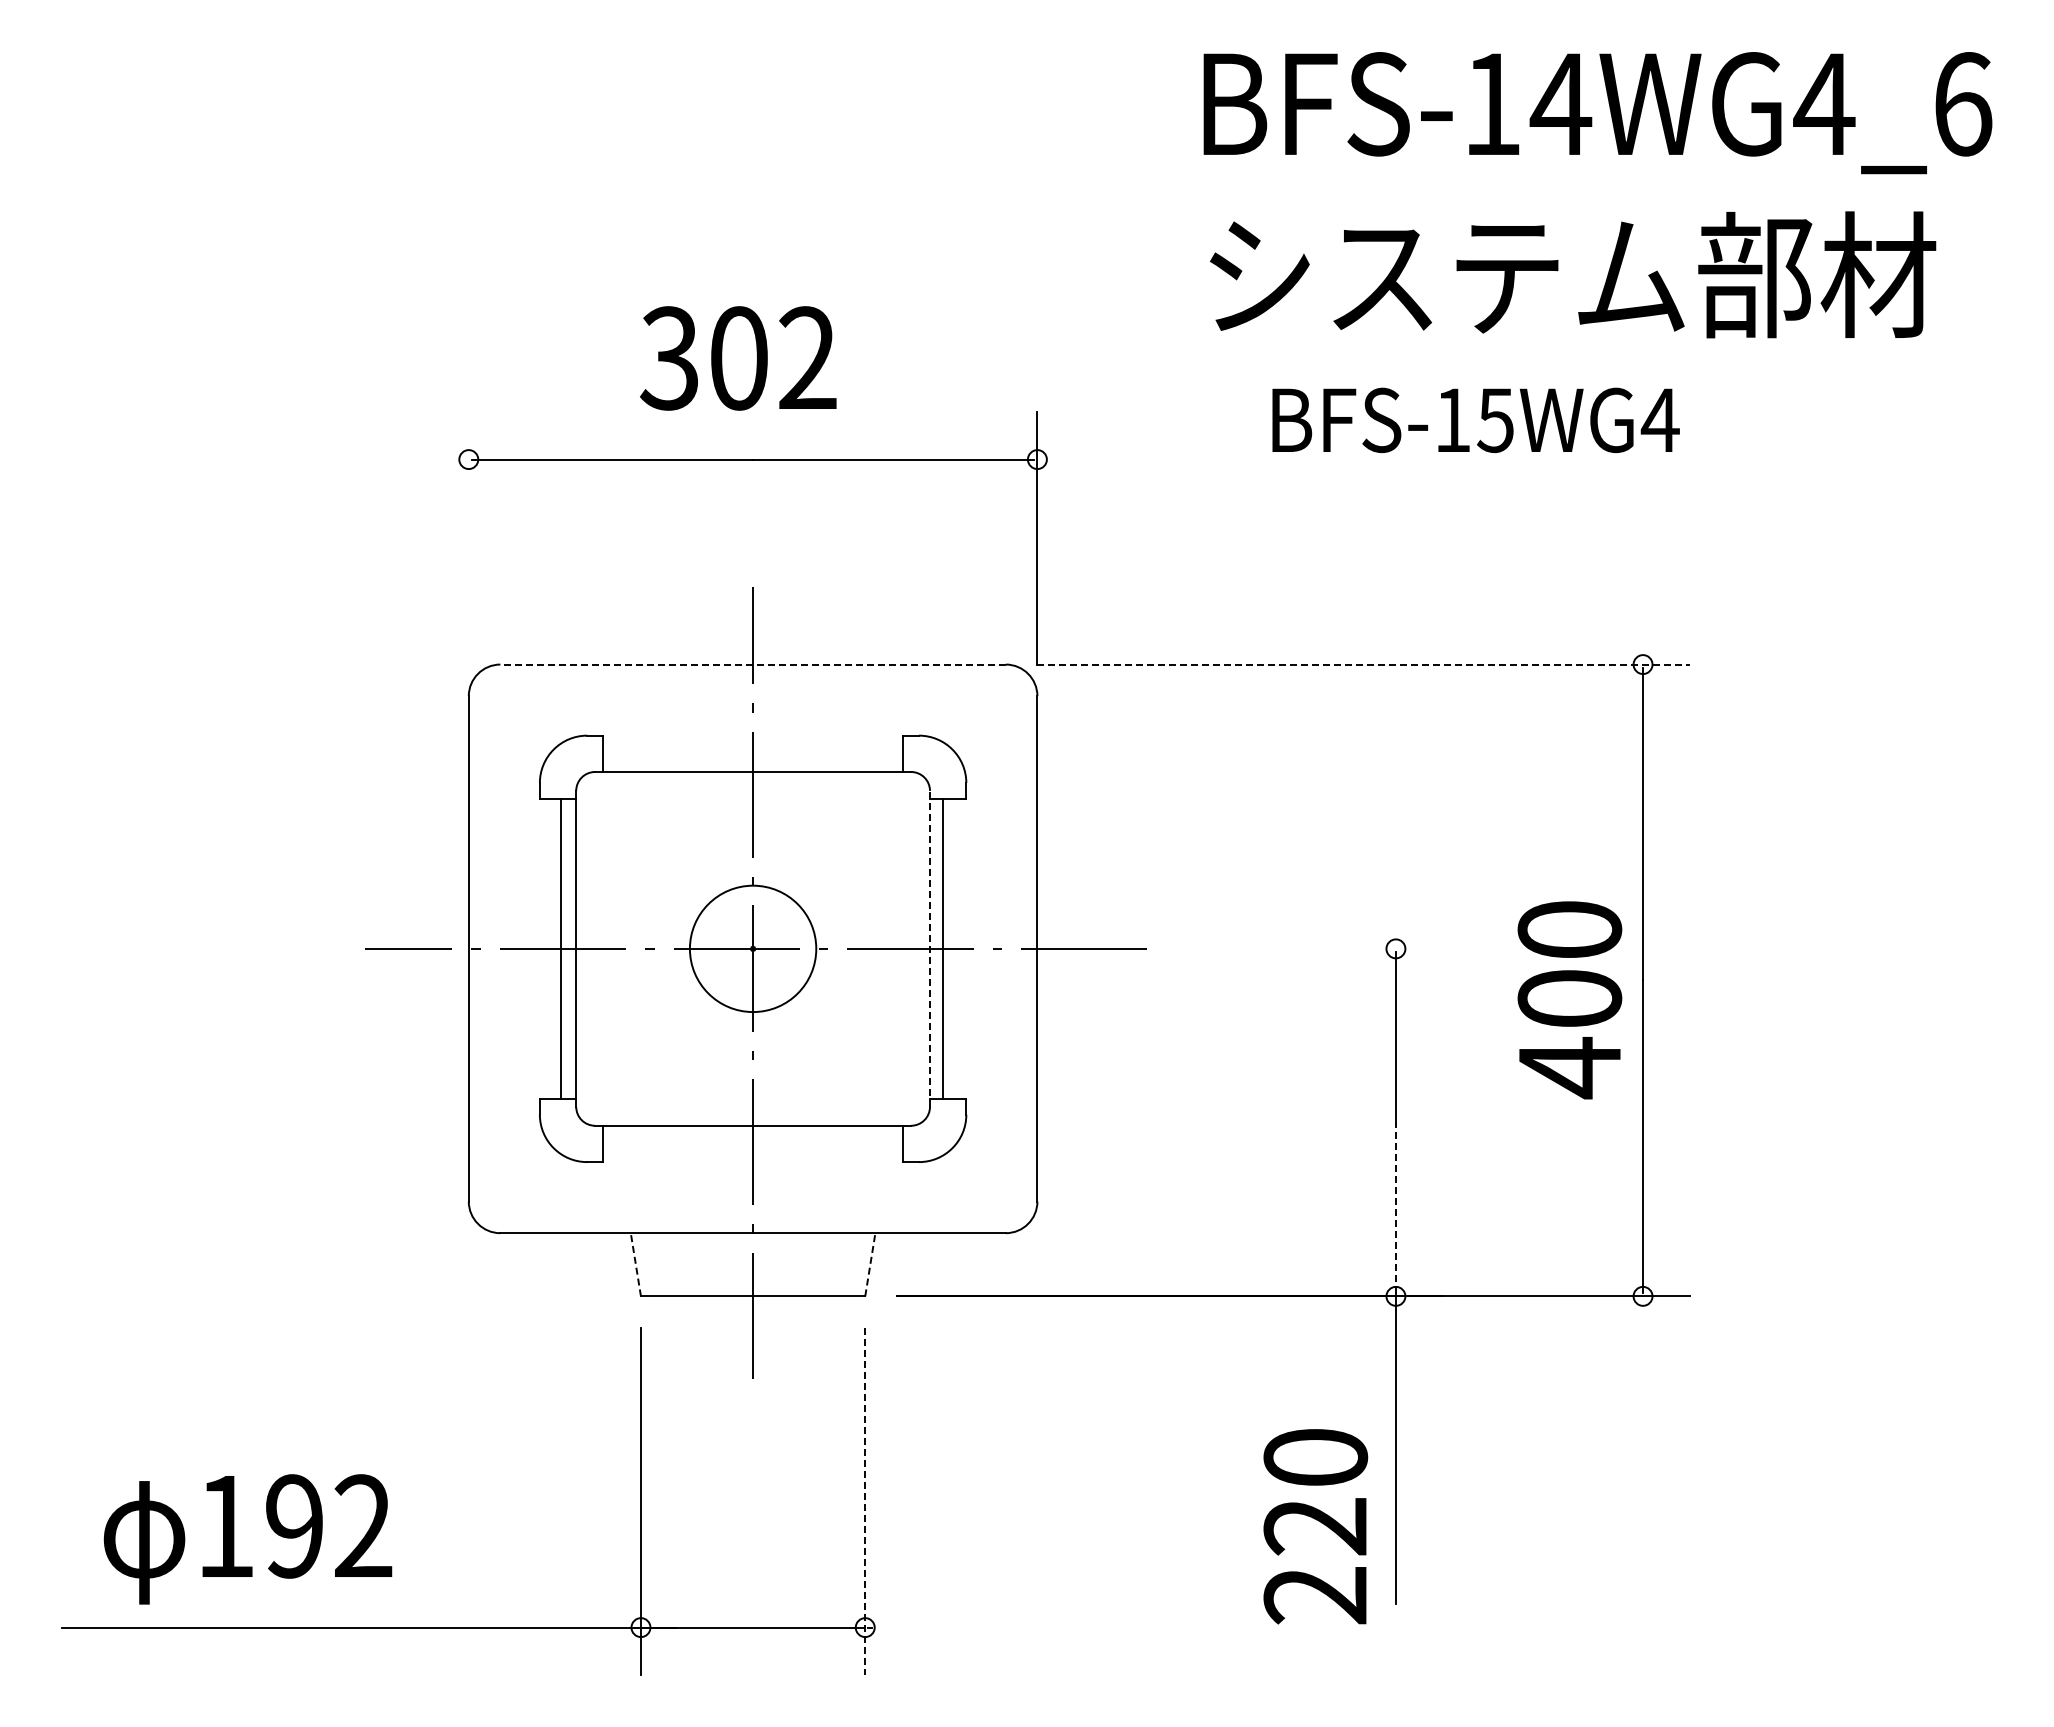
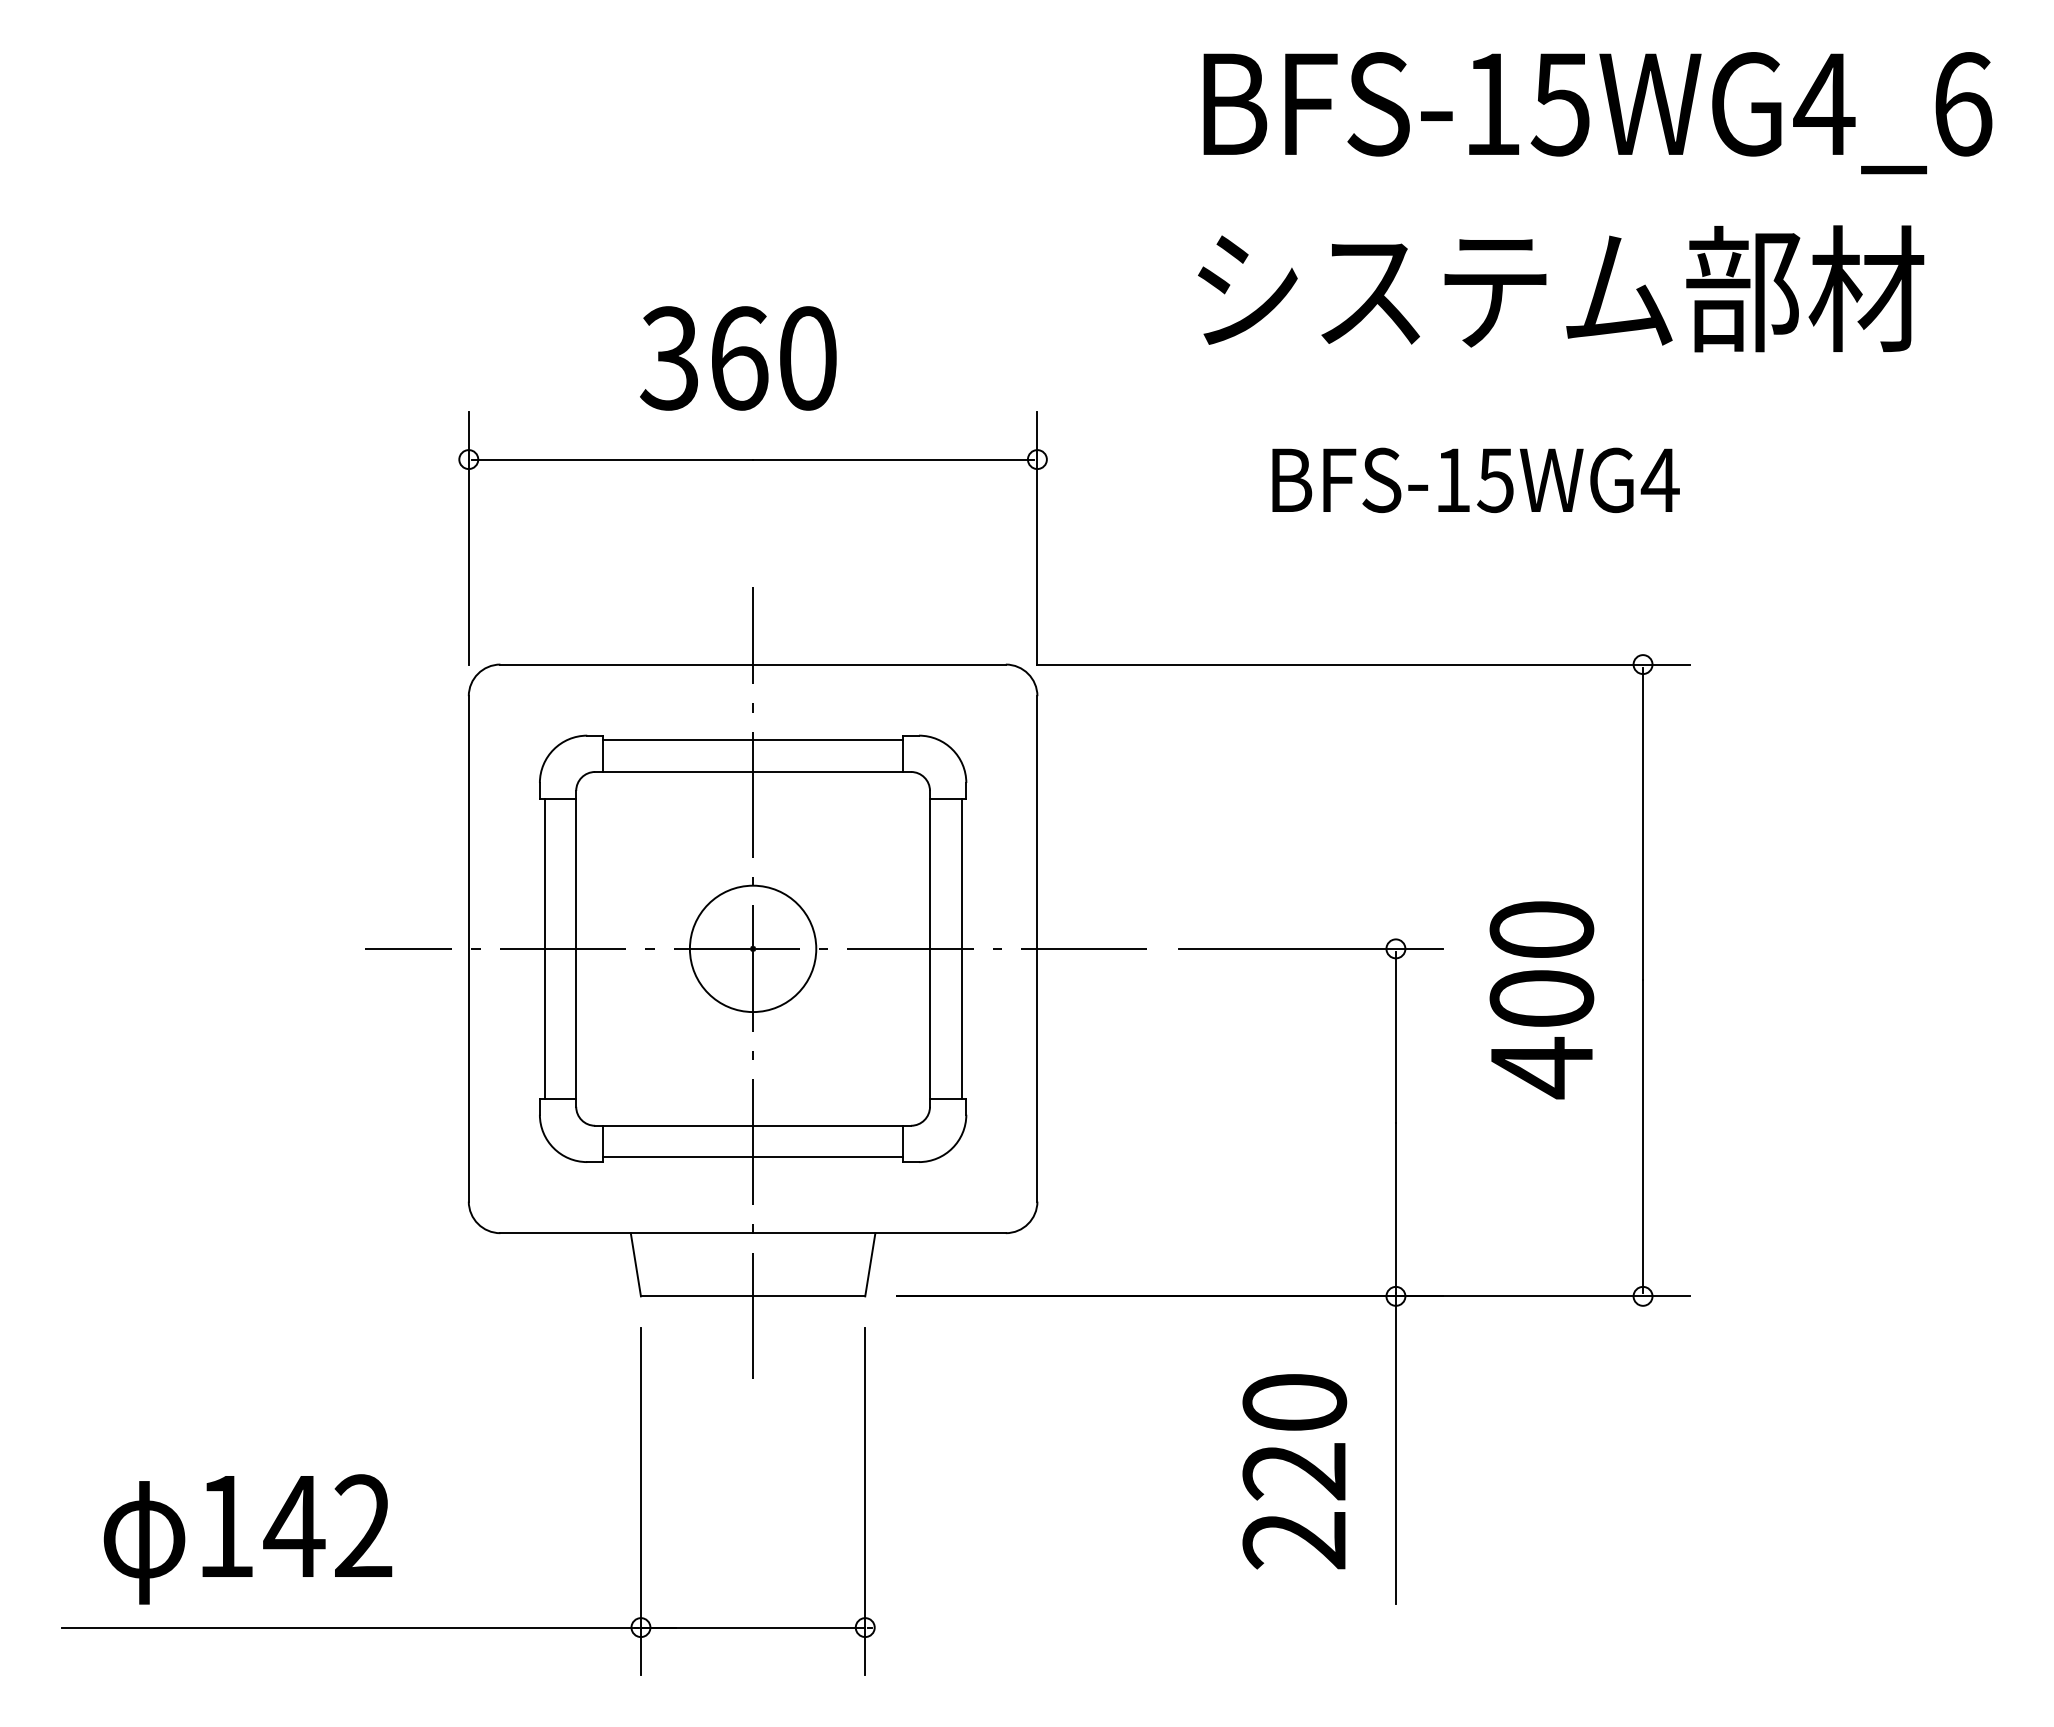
text: BFS-14WG4_6 -> BFS-15WG4_6 (1560, 104)
text position: (1573, 274) -> (1561, 288) (1561, 288)
text: 302 -> 360 (773, 358)
text position: (1475, 420) -> (1475, 480) (1475, 480)
line: none -> present (468, 538)
line: dashed -> solid (753, 664)
line: dashed -> solid (1363, 664)
line: none -> present (753, 740)
line position: (560, 948) -> (544, 948) (544, 948)
line: dashed -> solid (930, 948)
line position: (942, 948) -> (961, 948) (961, 948)
line: none -> present (1310, 948)
text position: (1569, 1000) -> (1541, 1000) (1541, 1000)
line: none -> present (753, 1157)
line: dashed -> solid (1395, 1207)
line: dashed -> solid (635, 1264)
line: dashed -> solid (870, 1264)
line: dashed -> solid (865, 1501)
text: 192 -> 142 (294, 1526)
text position: (1315, 1526) -> (1294, 1471) (1294, 1471)
